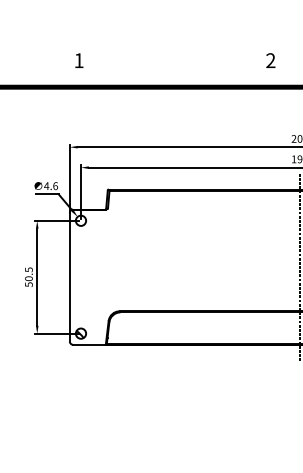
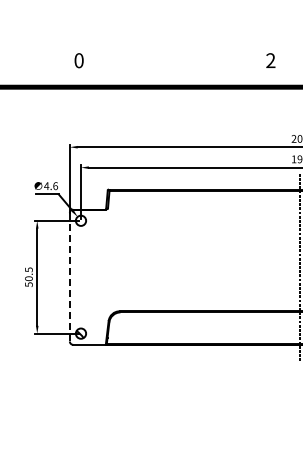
text: 1 -> 0 (78, 60)
line: solid -> dashed (69, 276)
